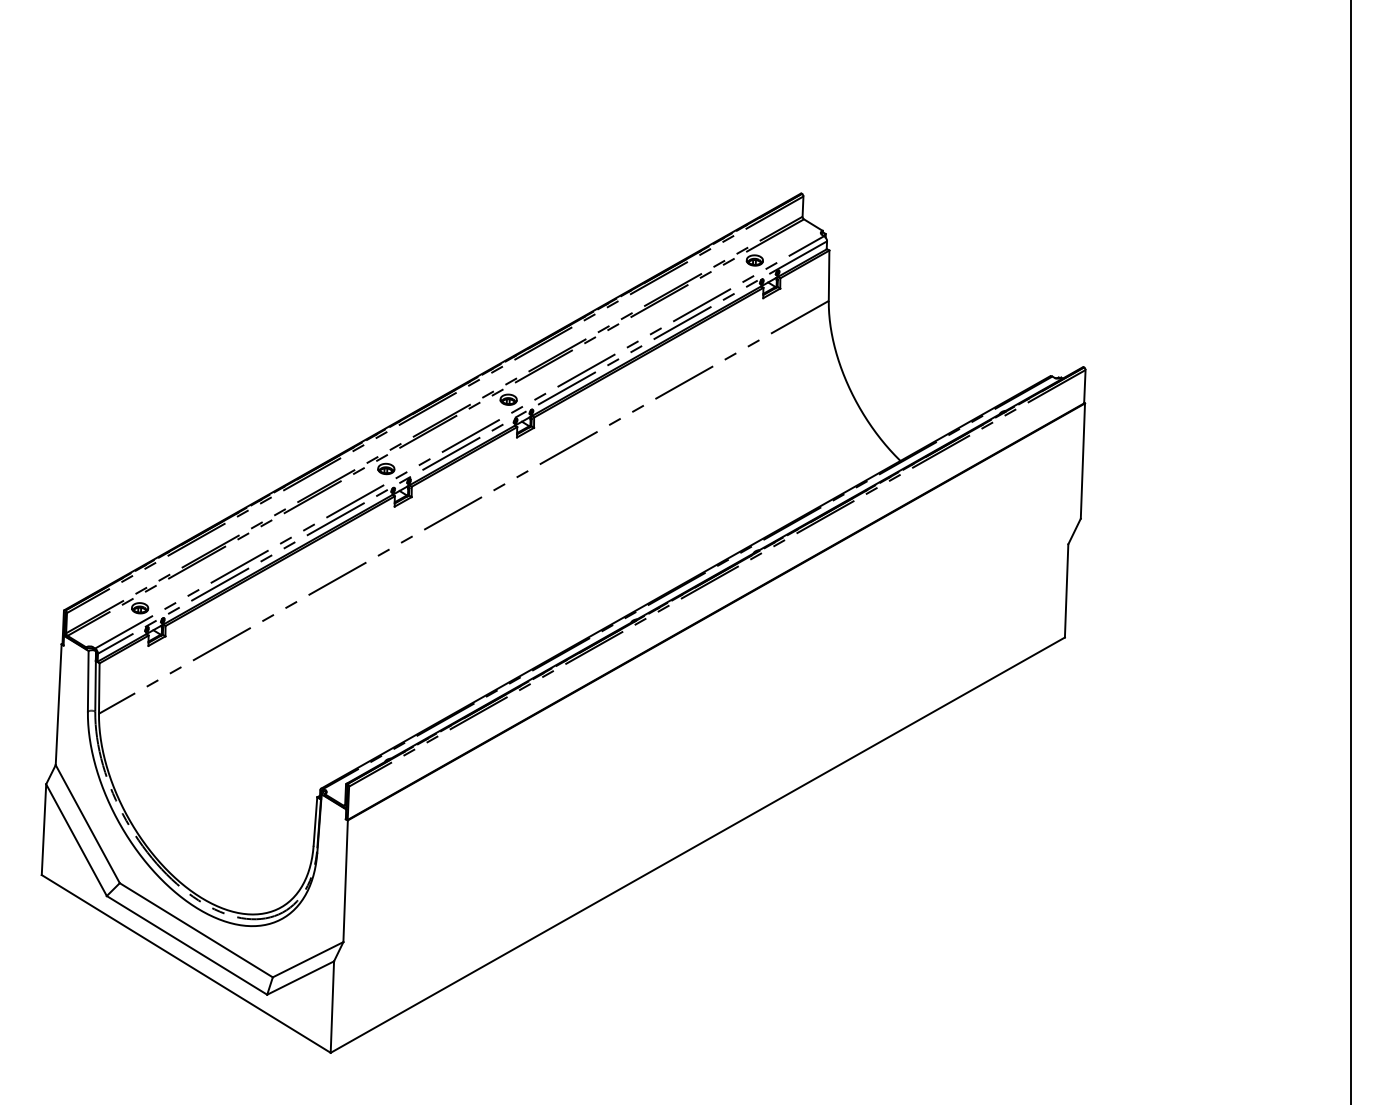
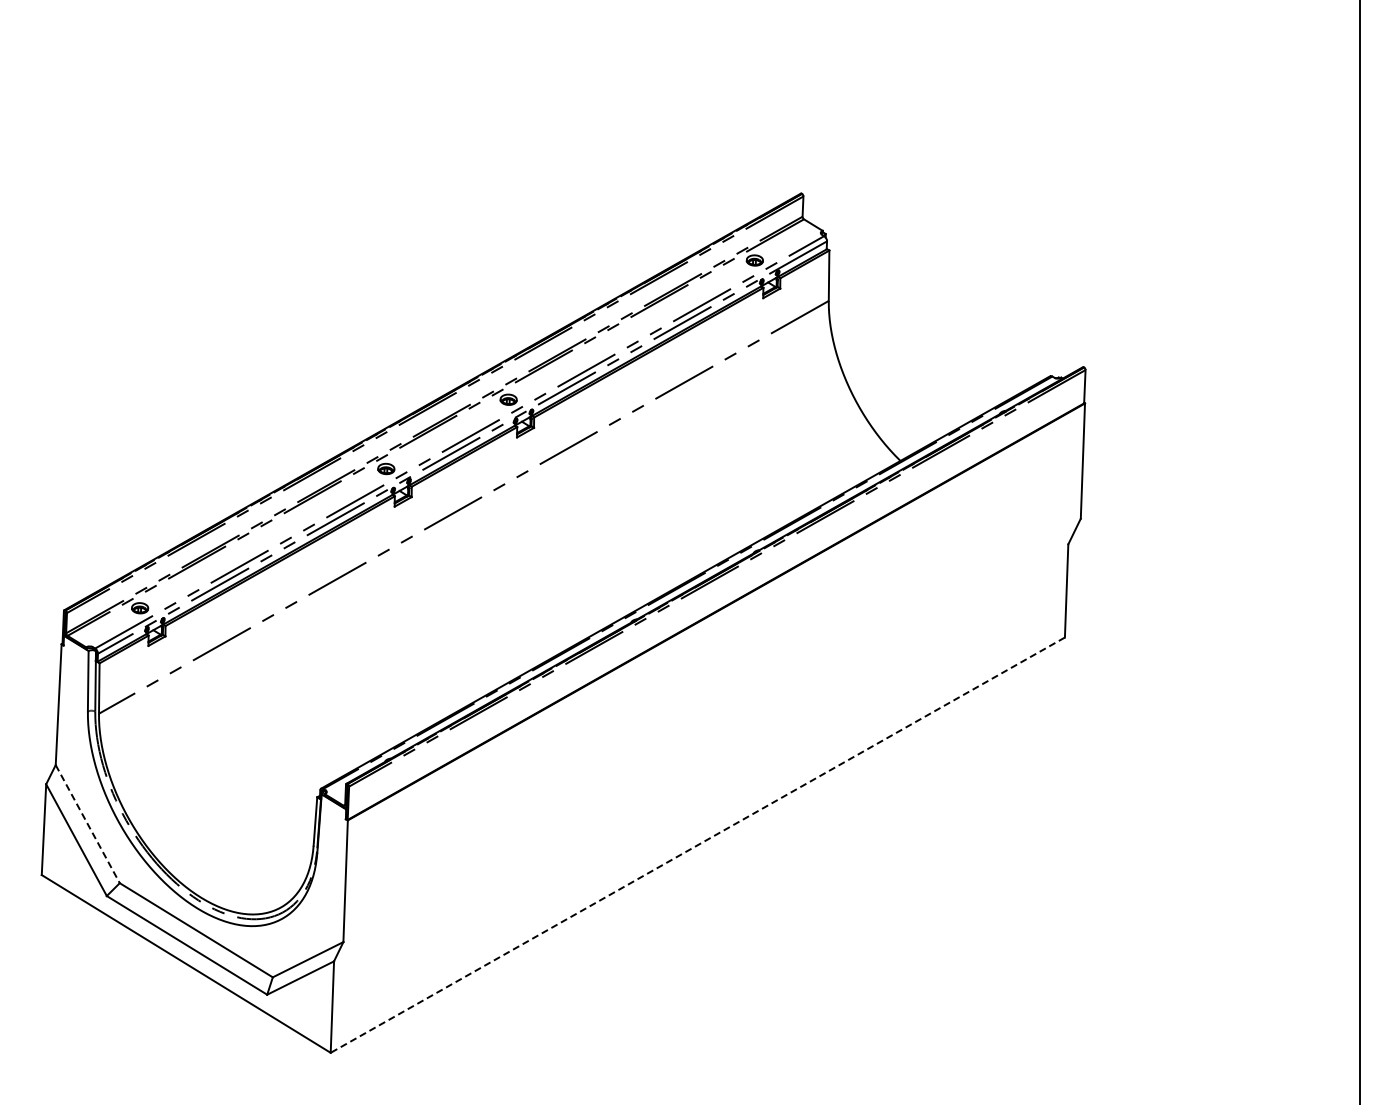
line position: (1351, 551) -> (1360, 551) (1360, 551)
line: solid -> dashed (88, 824)
line: solid -> dashed (697, 845)
